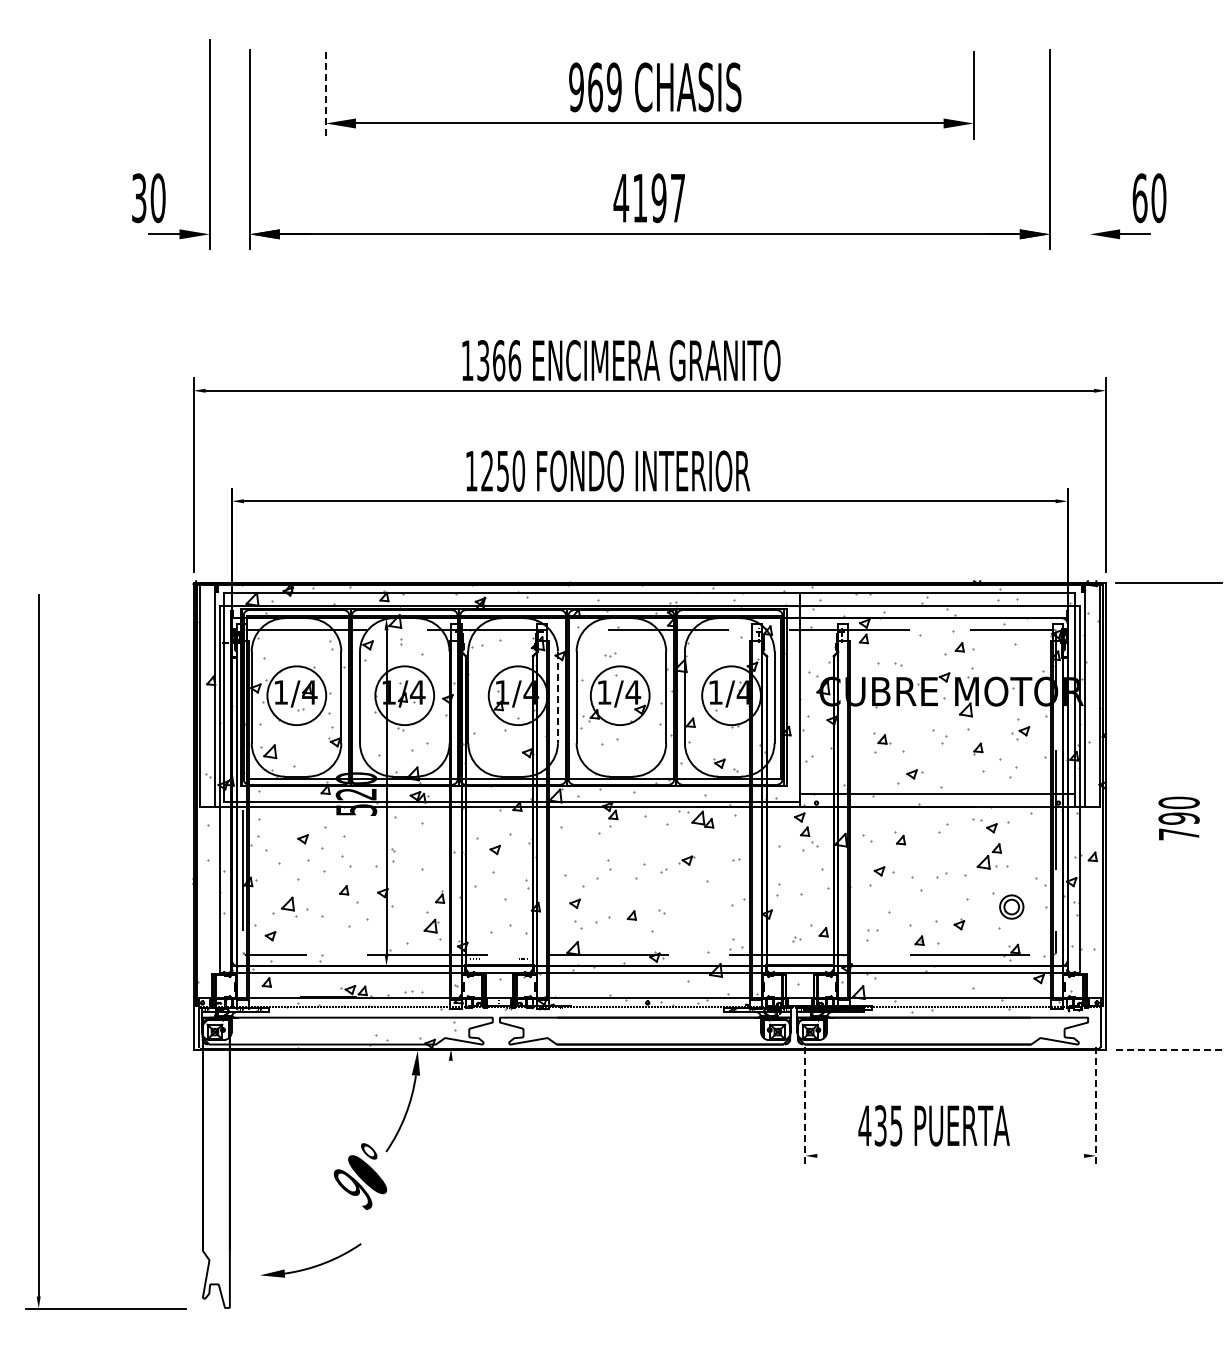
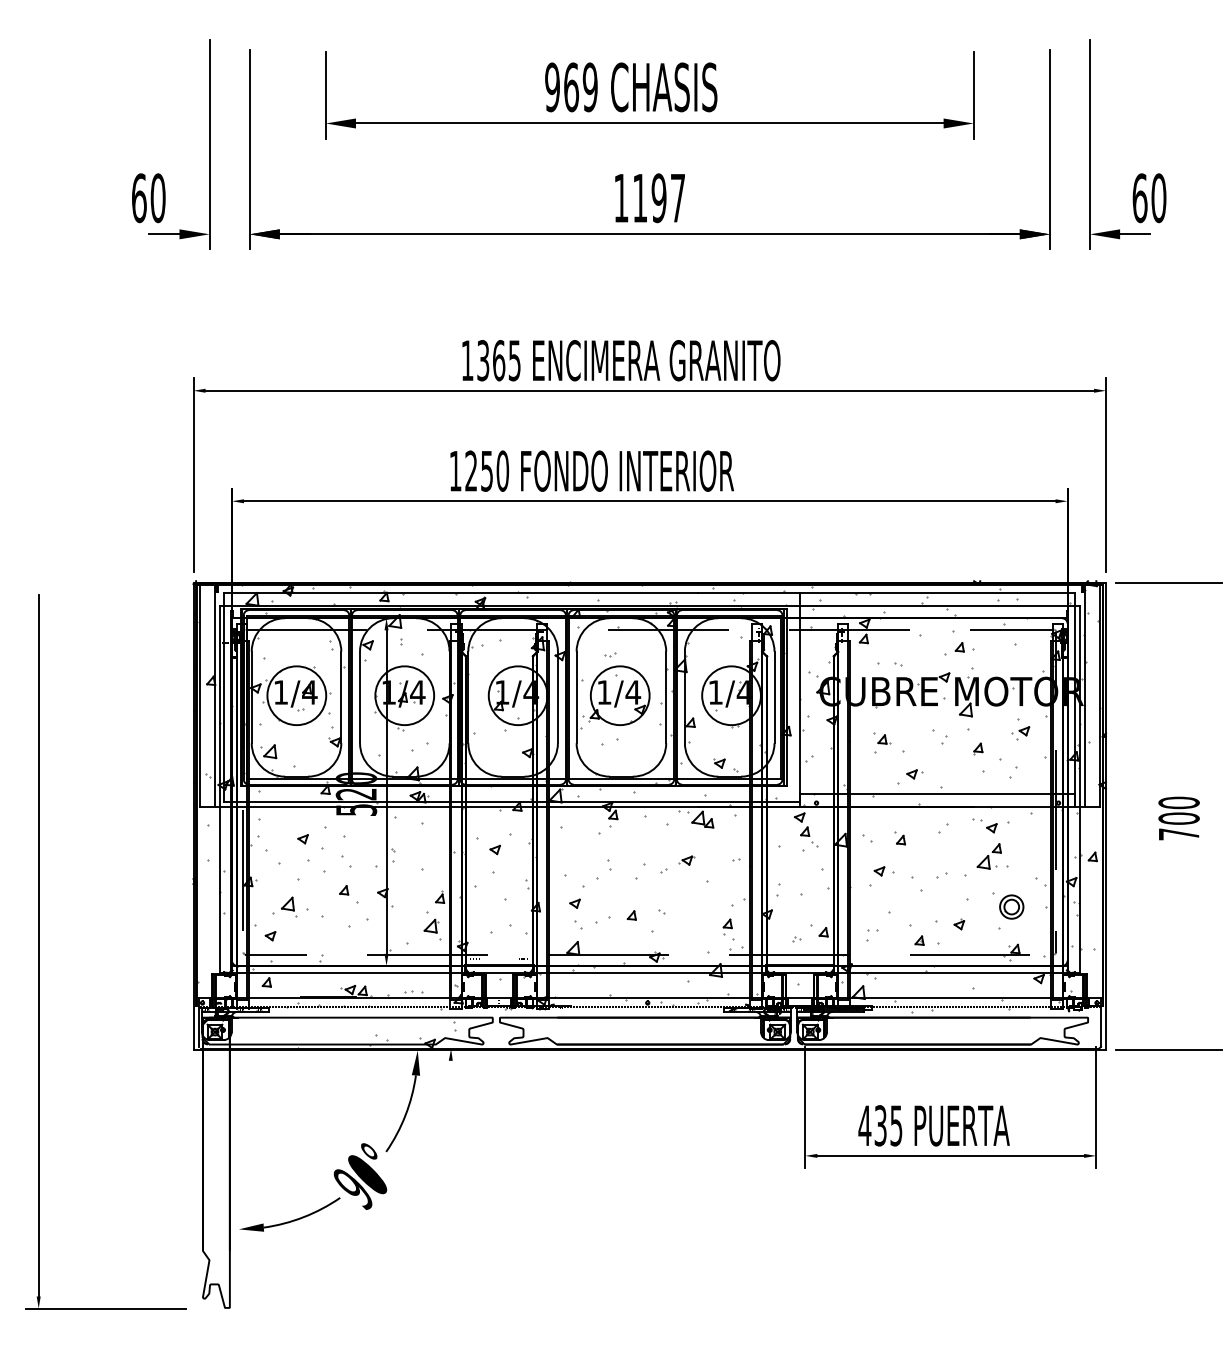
text position: (655, 87) -> (631, 87) (631, 87)
line: dashed -> solid (325, 95)
line: none -> present (1090, 144)
text: 30 -> 60 (139, 198)
text: 4197 -> 1197 (621, 198)
text: 1366 -> 1365 (514, 360)
text position: (607, 470) -> (591, 470) (591, 470)
line: dashed -> solid (557, 697)
text: 790 -> 700 (1178, 818)
part: none -> present (727, 926)
line: dashed -> solid (1168, 1050)
line: dashed -> solid (805, 1107)
line: dashed -> solid (1096, 1107)
line: none -> present (950, 1155)
part position: (311, 1266) -> (290, 1220) (290, 1220)
